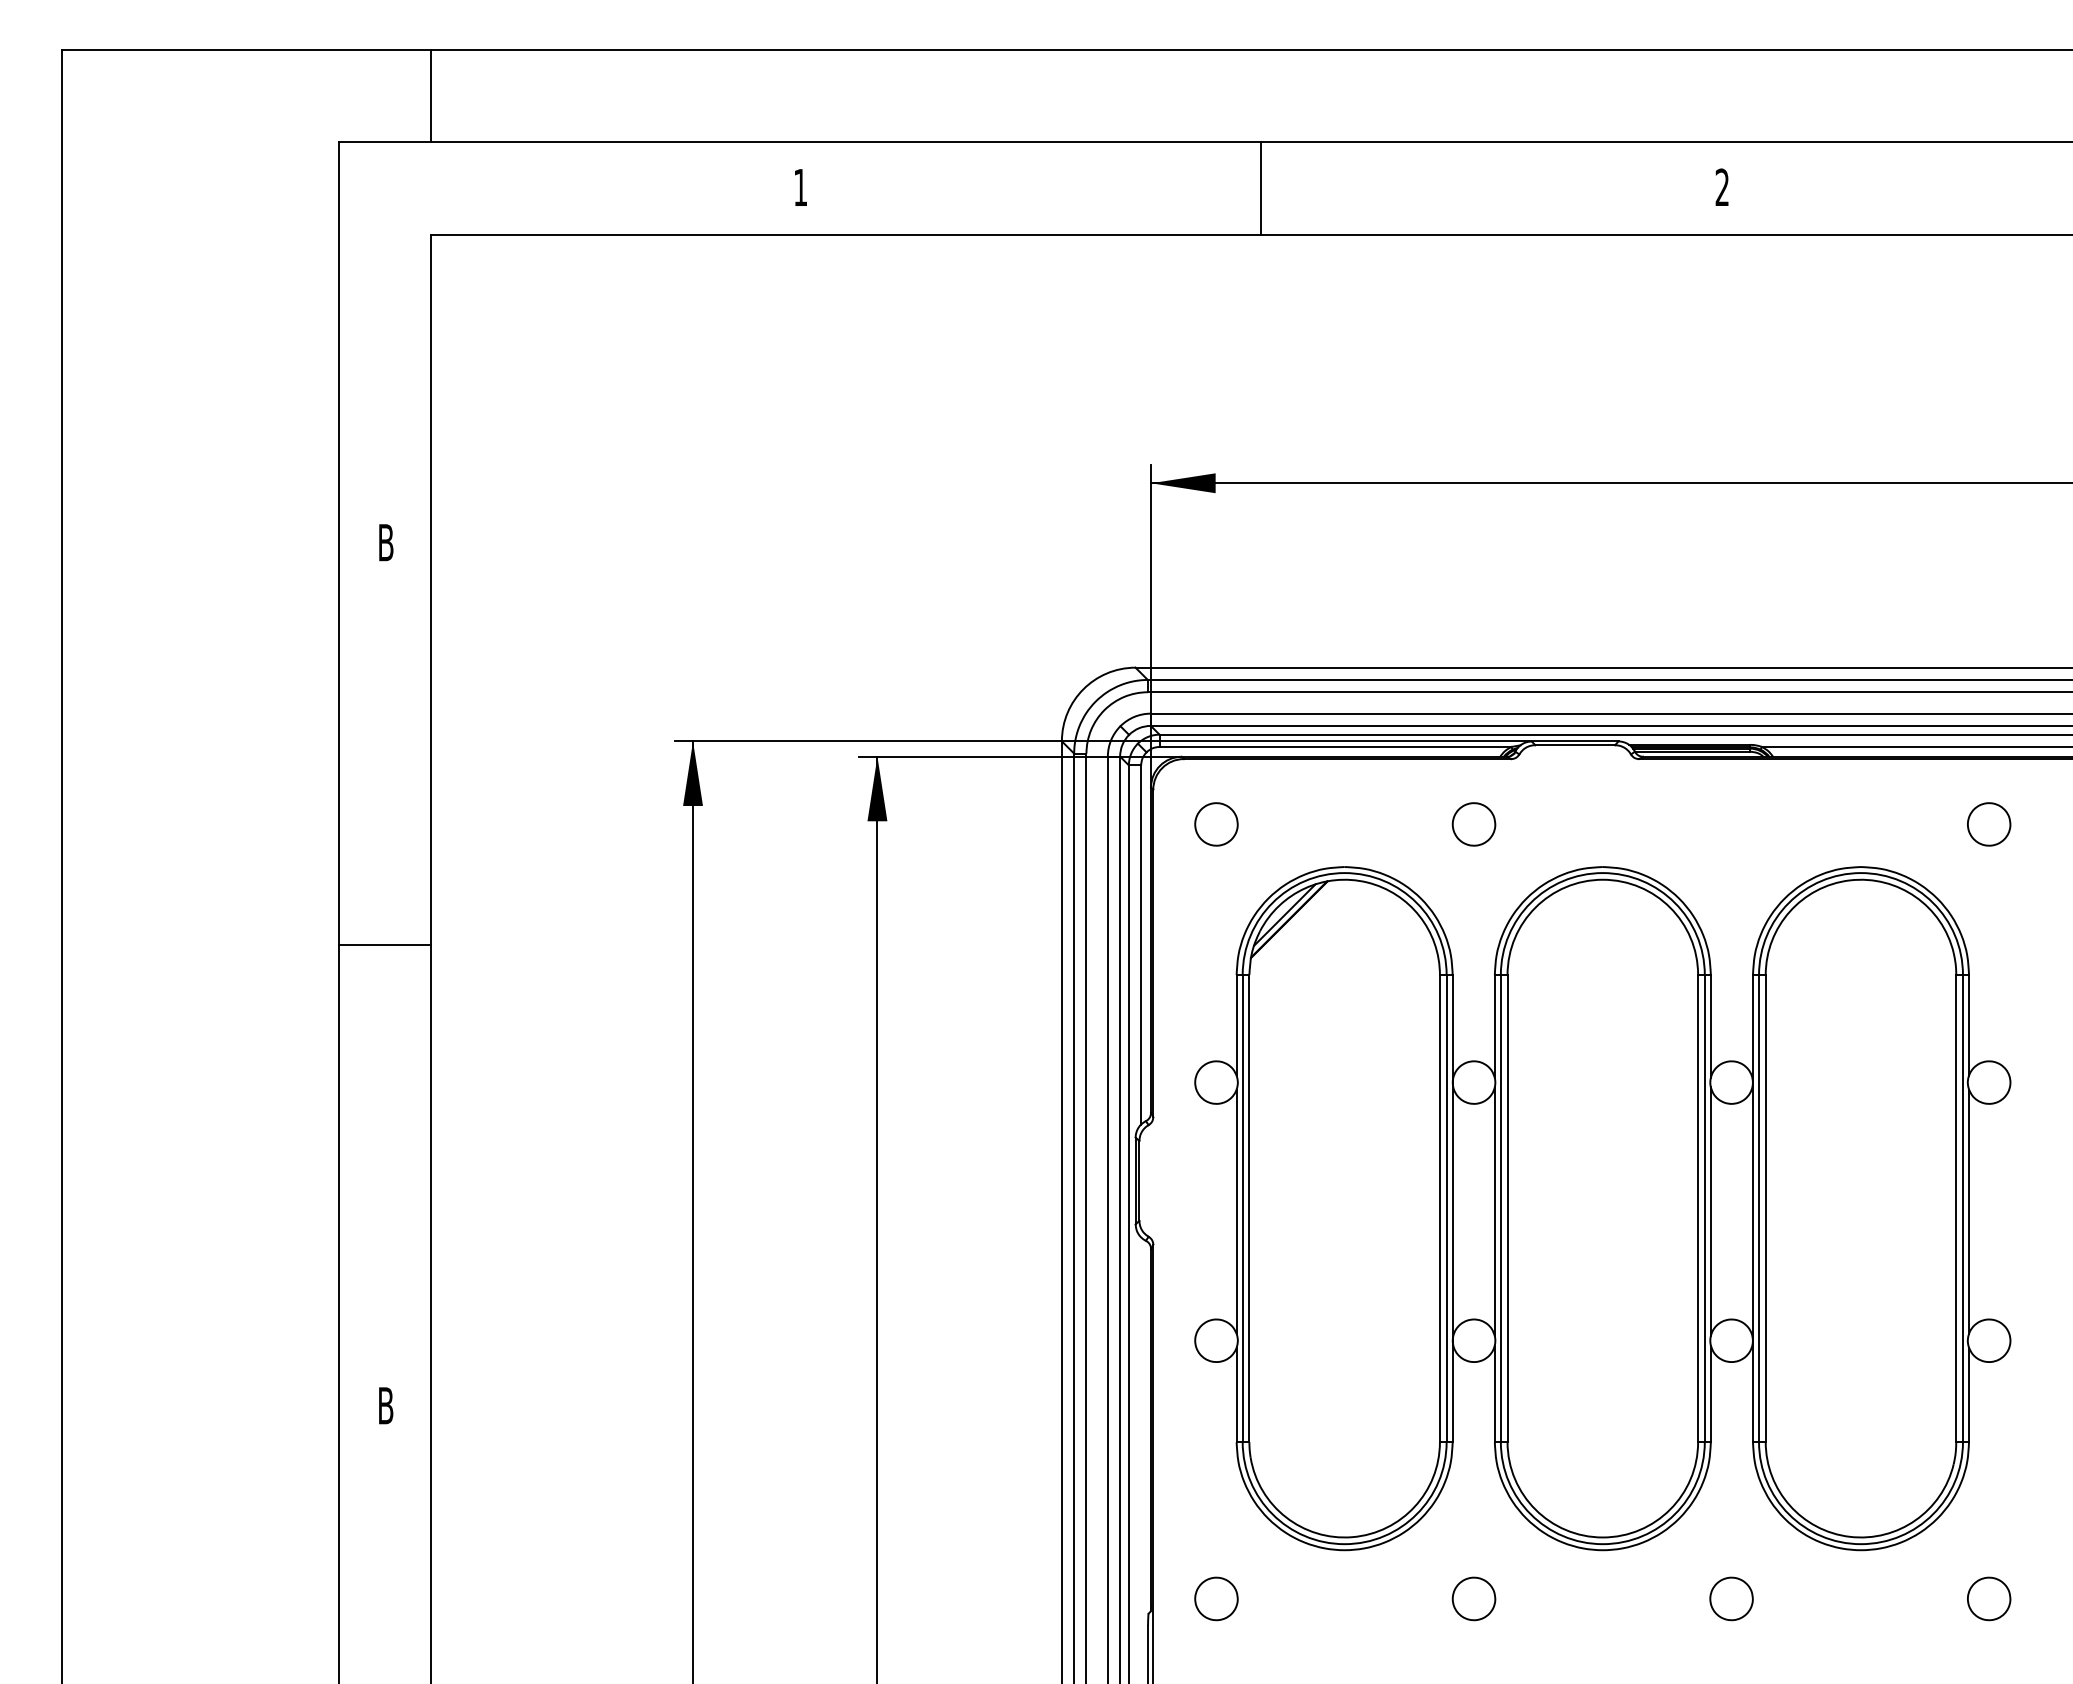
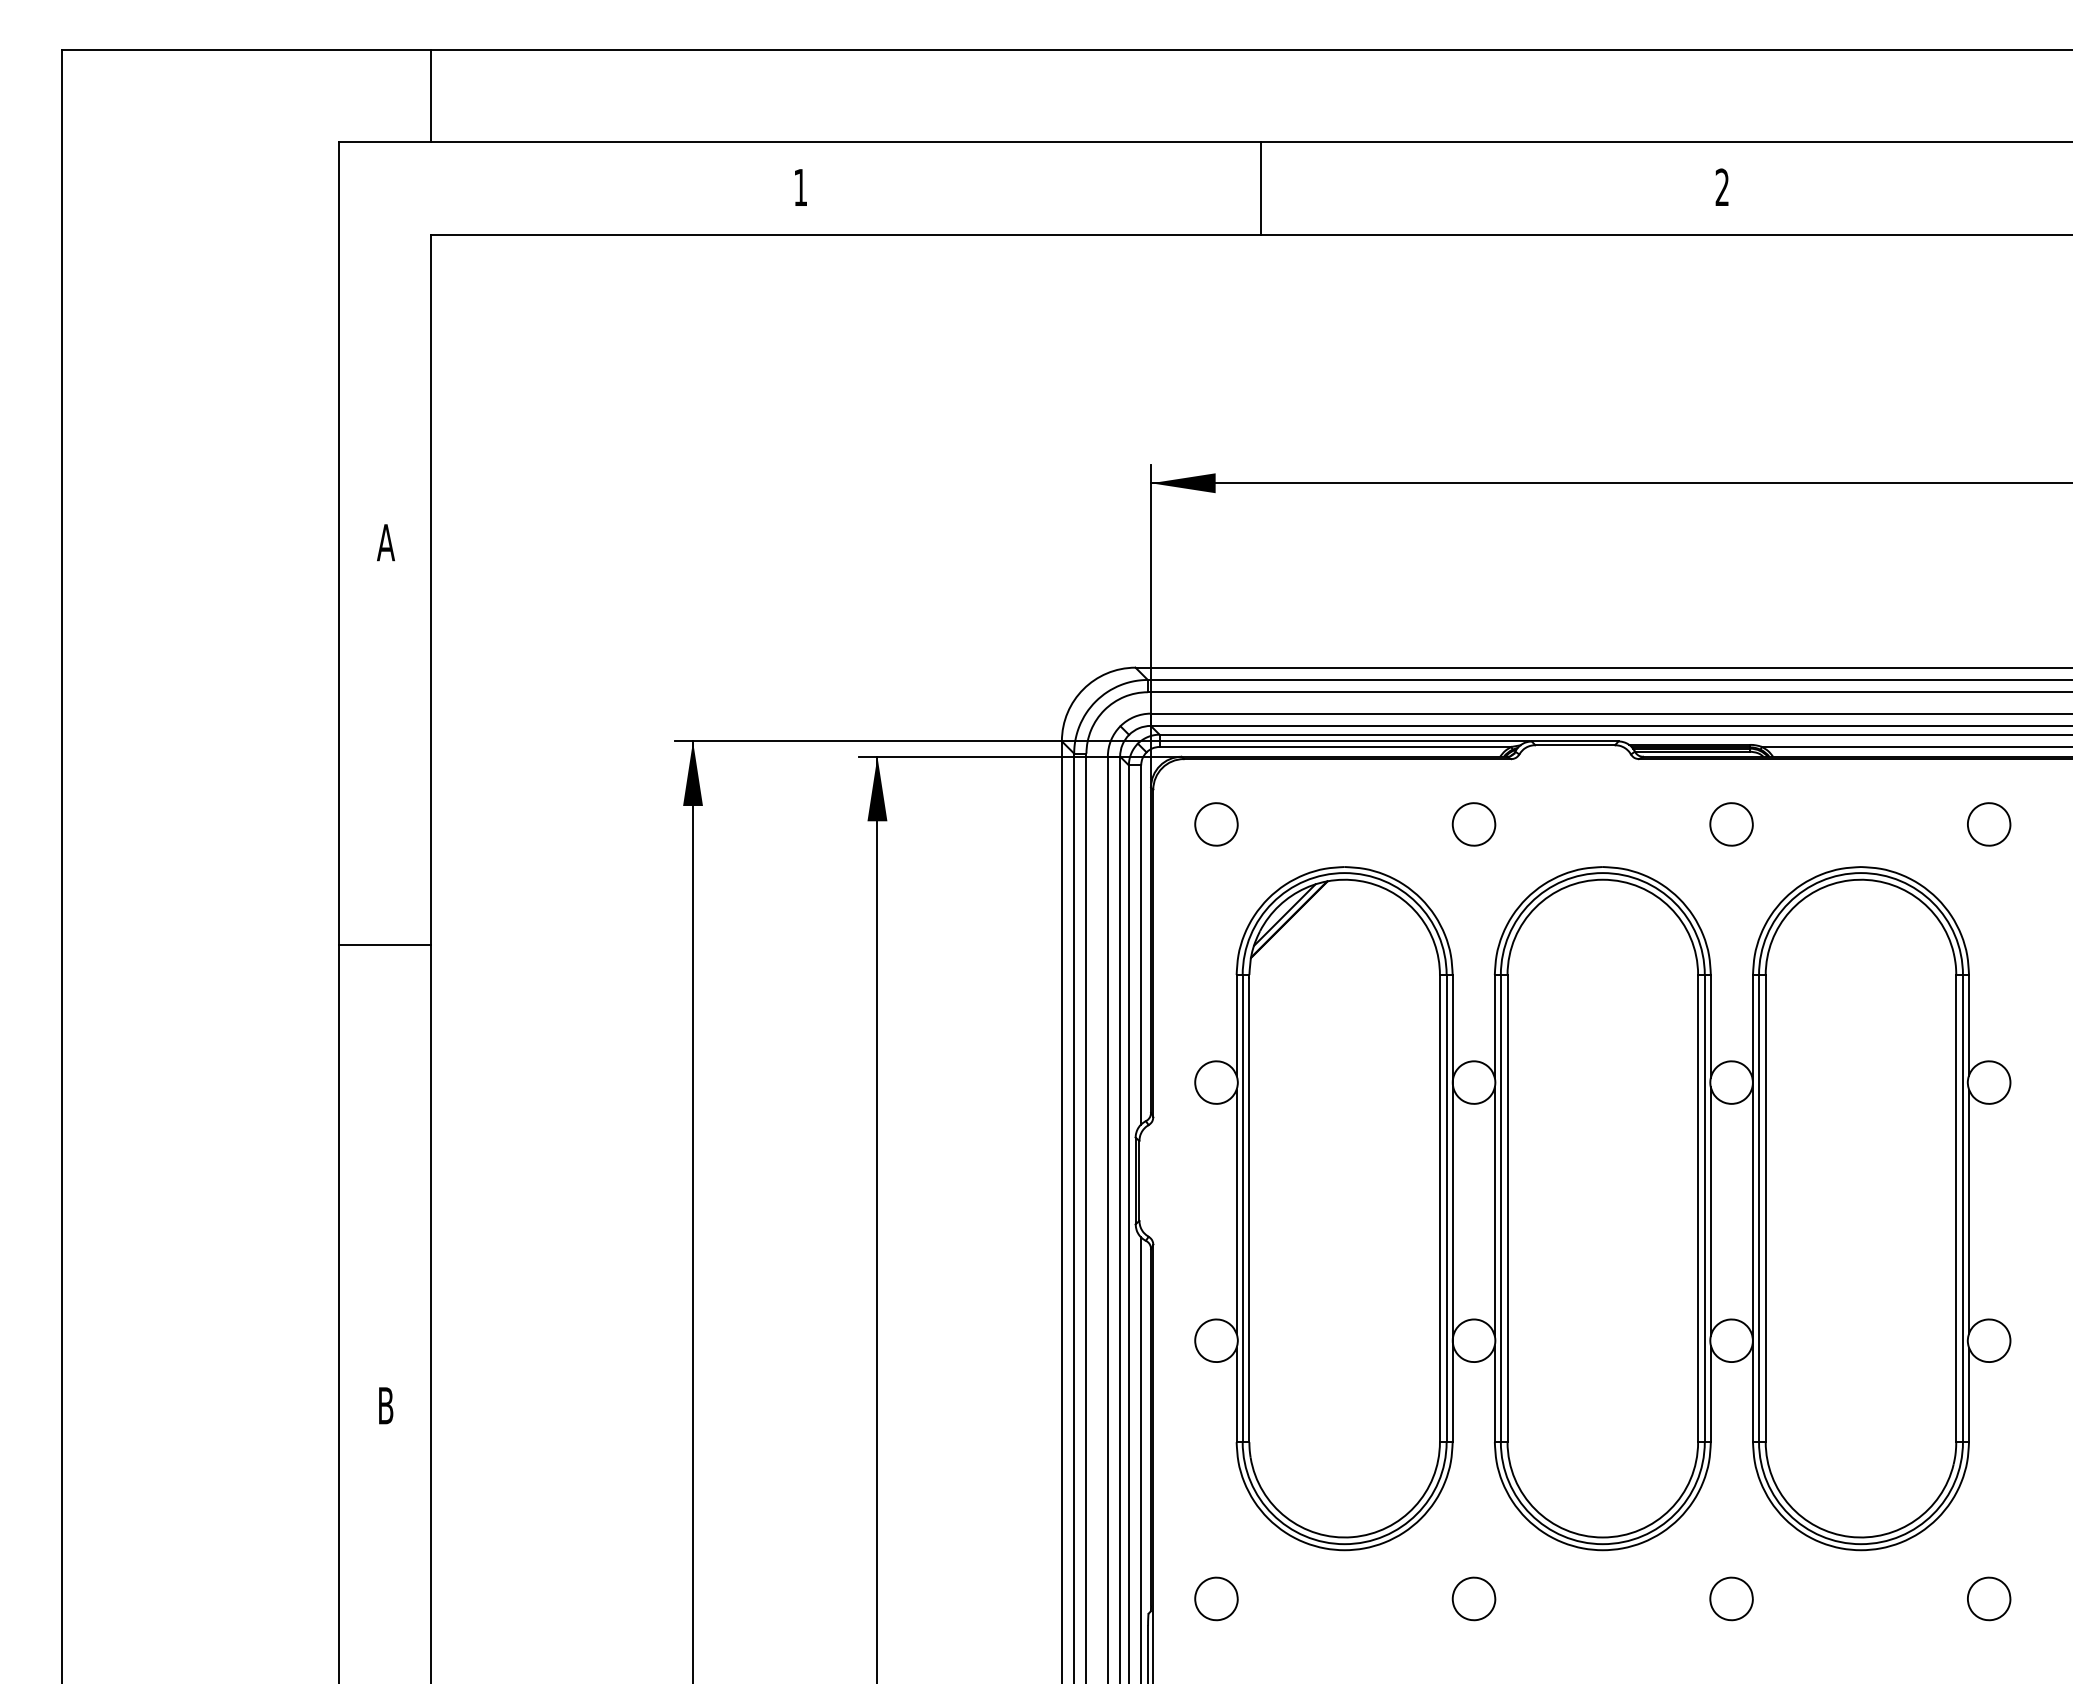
text: B -> A (385, 542)
part: none -> present (1731, 824)
line: none -> present (1141, 1458)
